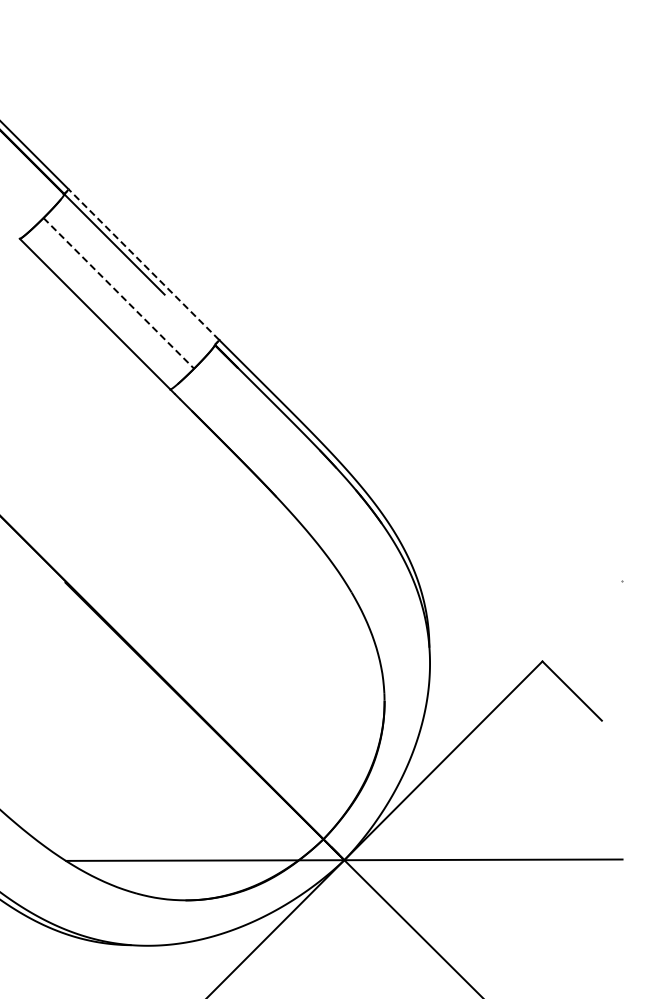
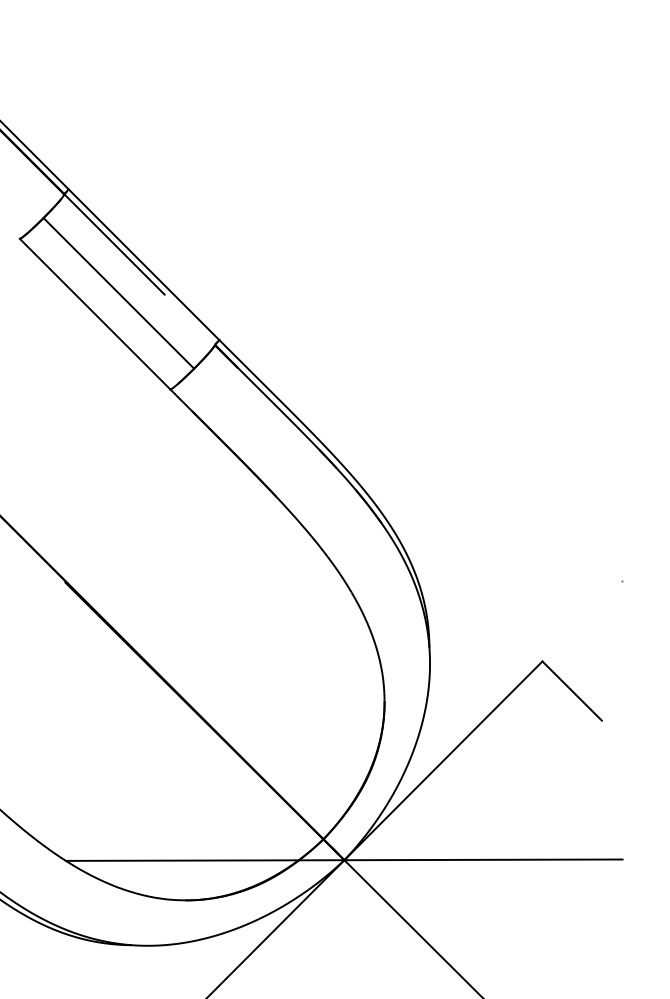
line: dashed -> solid (143, 264)
line: dashed -> solid (119, 293)
